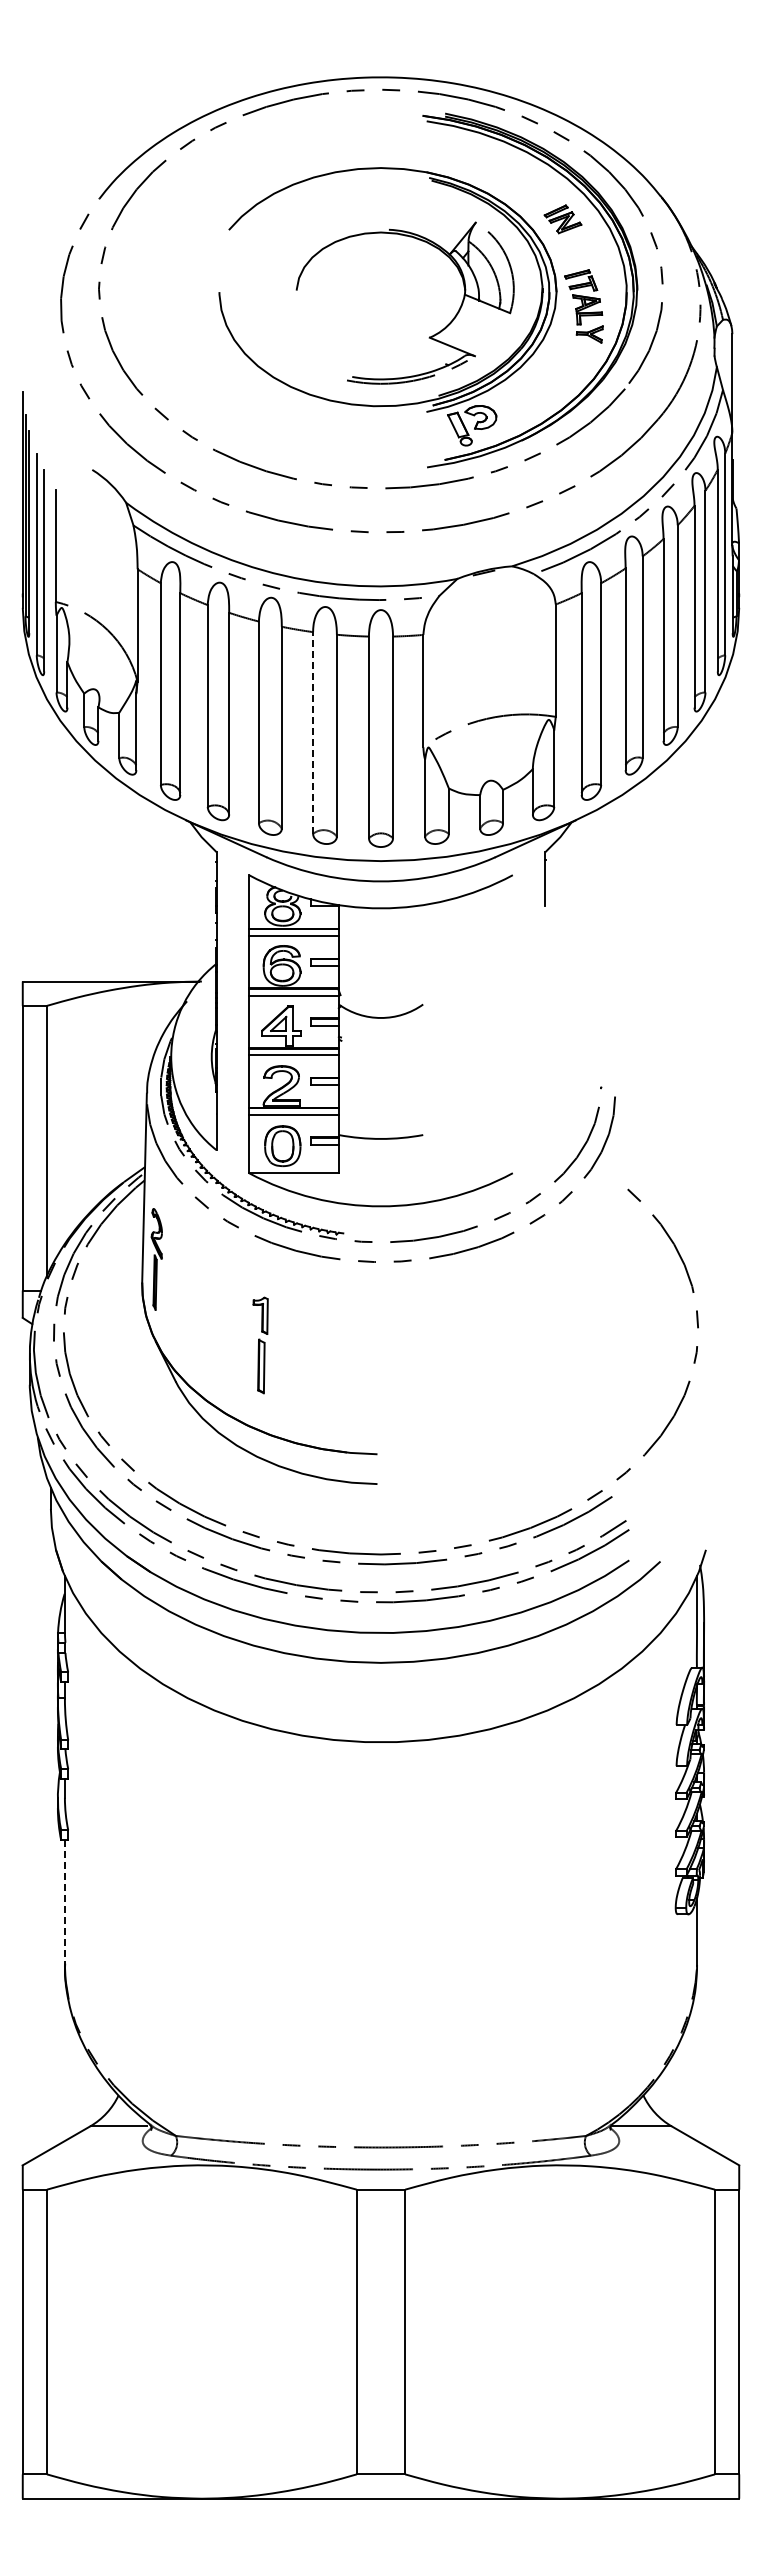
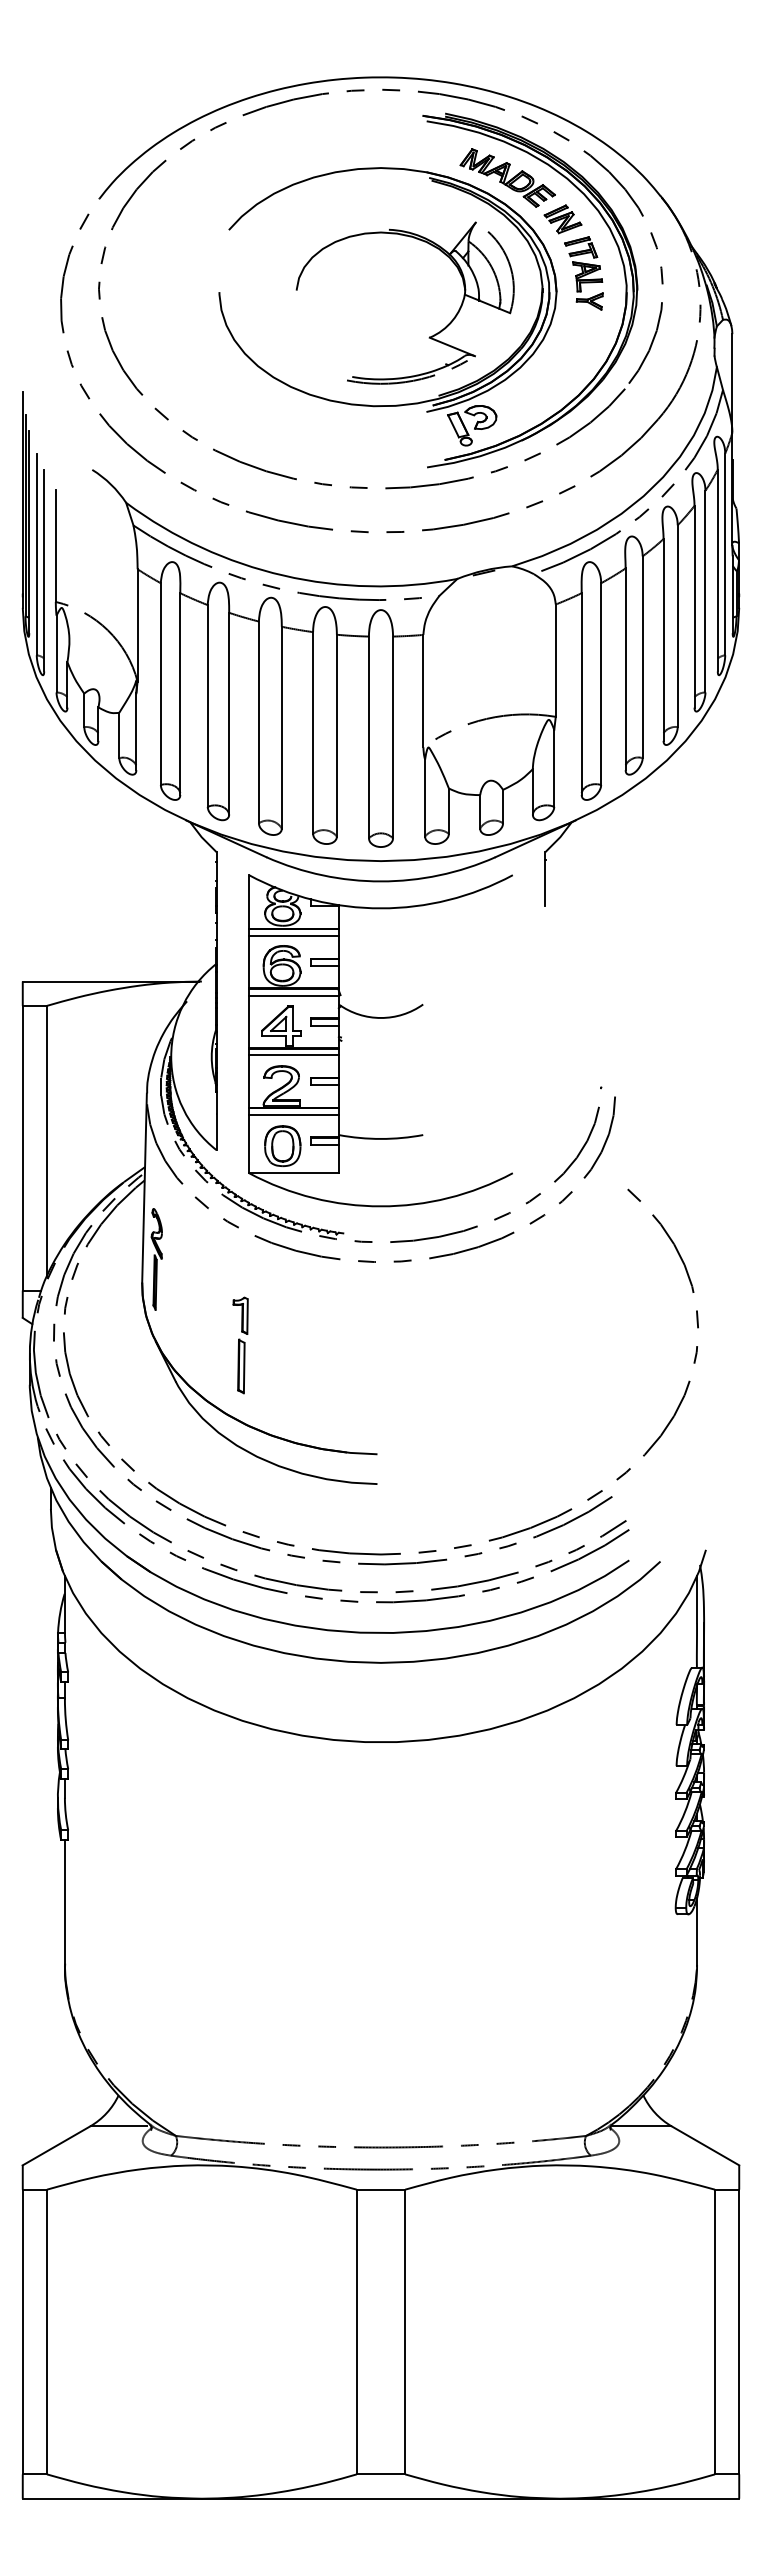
part: none -> present (507, 177)
part position: (583, 306) -> (583, 273) (583, 273)
line: dashed -> solid (313, 732)
part position: (260, 1345) -> (240, 1345) (240, 1345)
line: dashed -> solid (64, 1903)
